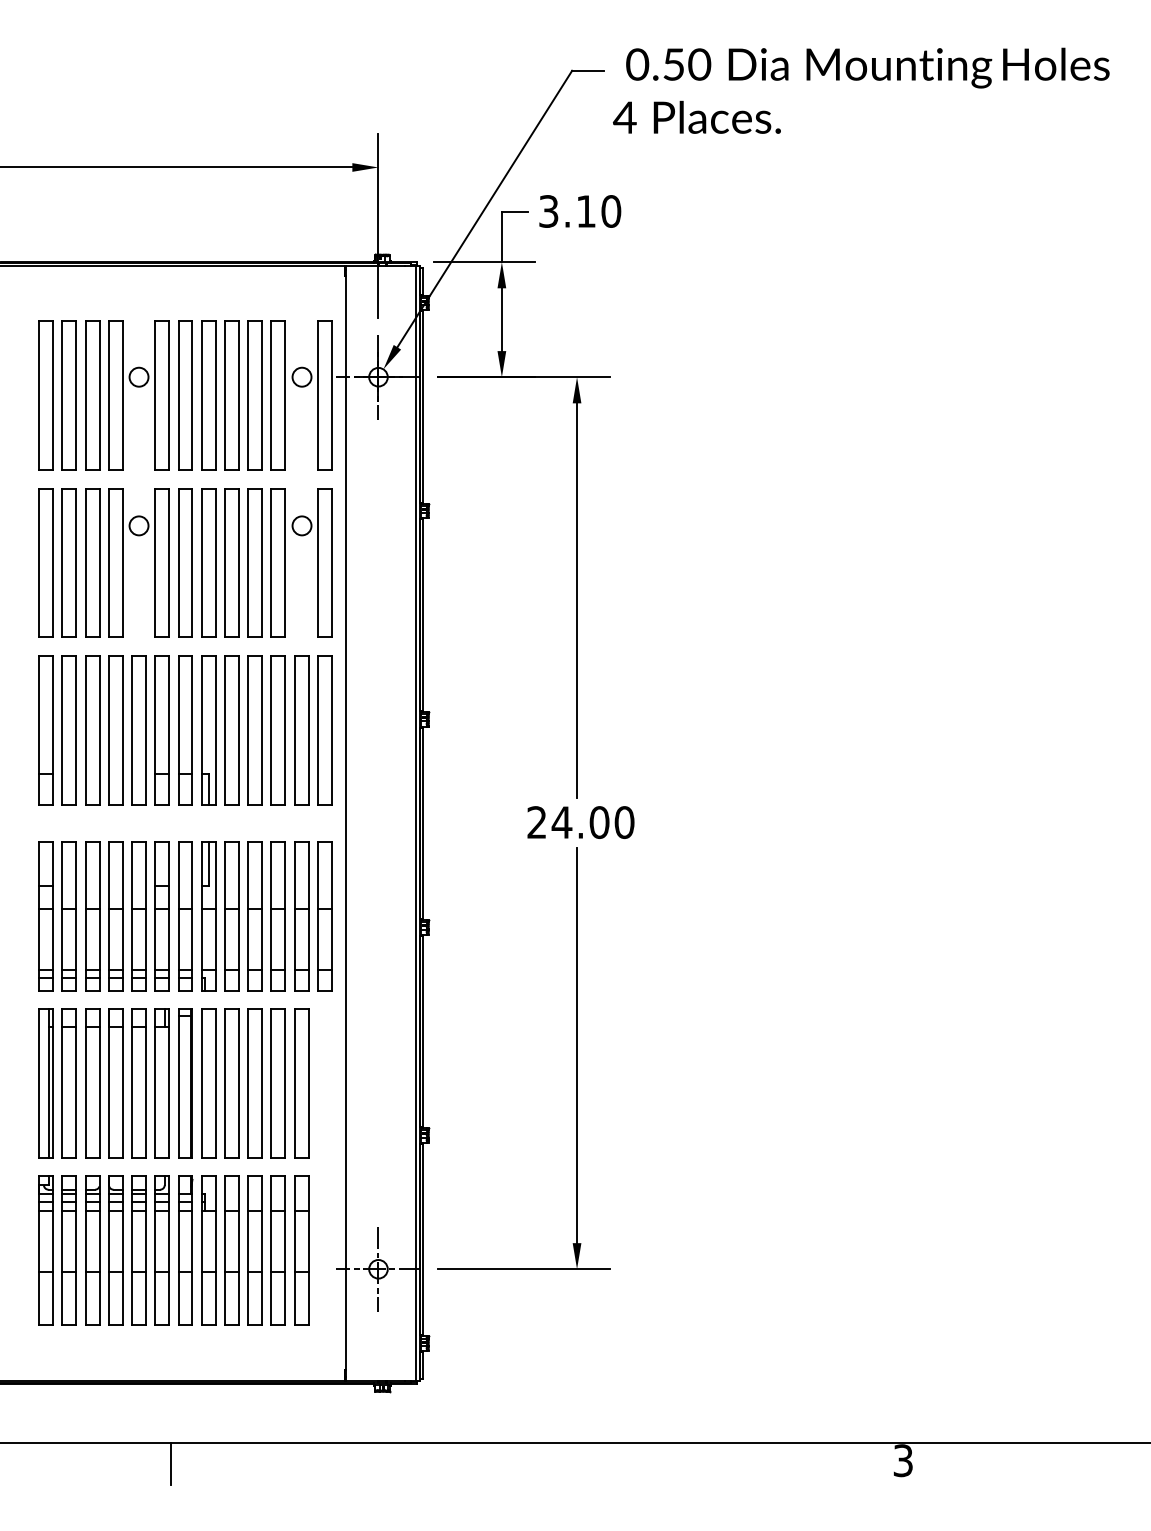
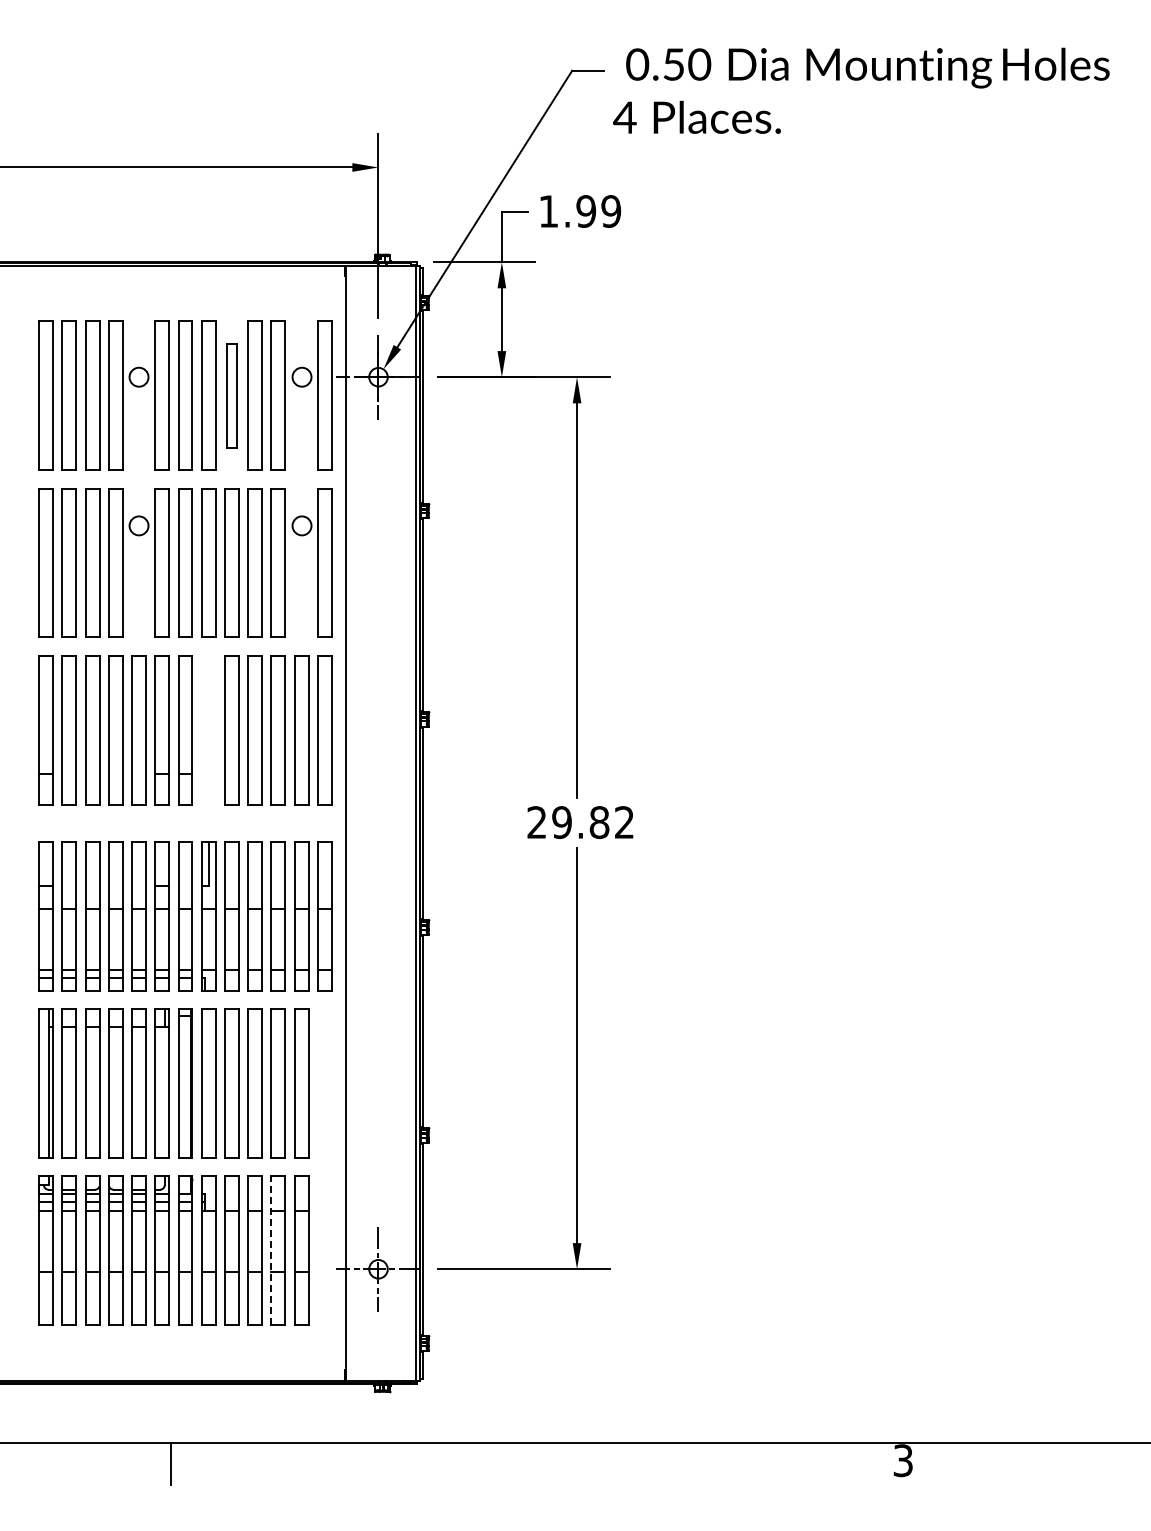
text: 3.10 -> 1.99 (580, 211)
part size: 16x151 px -> 12x106 px (231, 395)
part: present -> none (208, 730)
text: 24.00 -> 29.82 (592, 822)
line: solid -> dashed (271, 1250)
